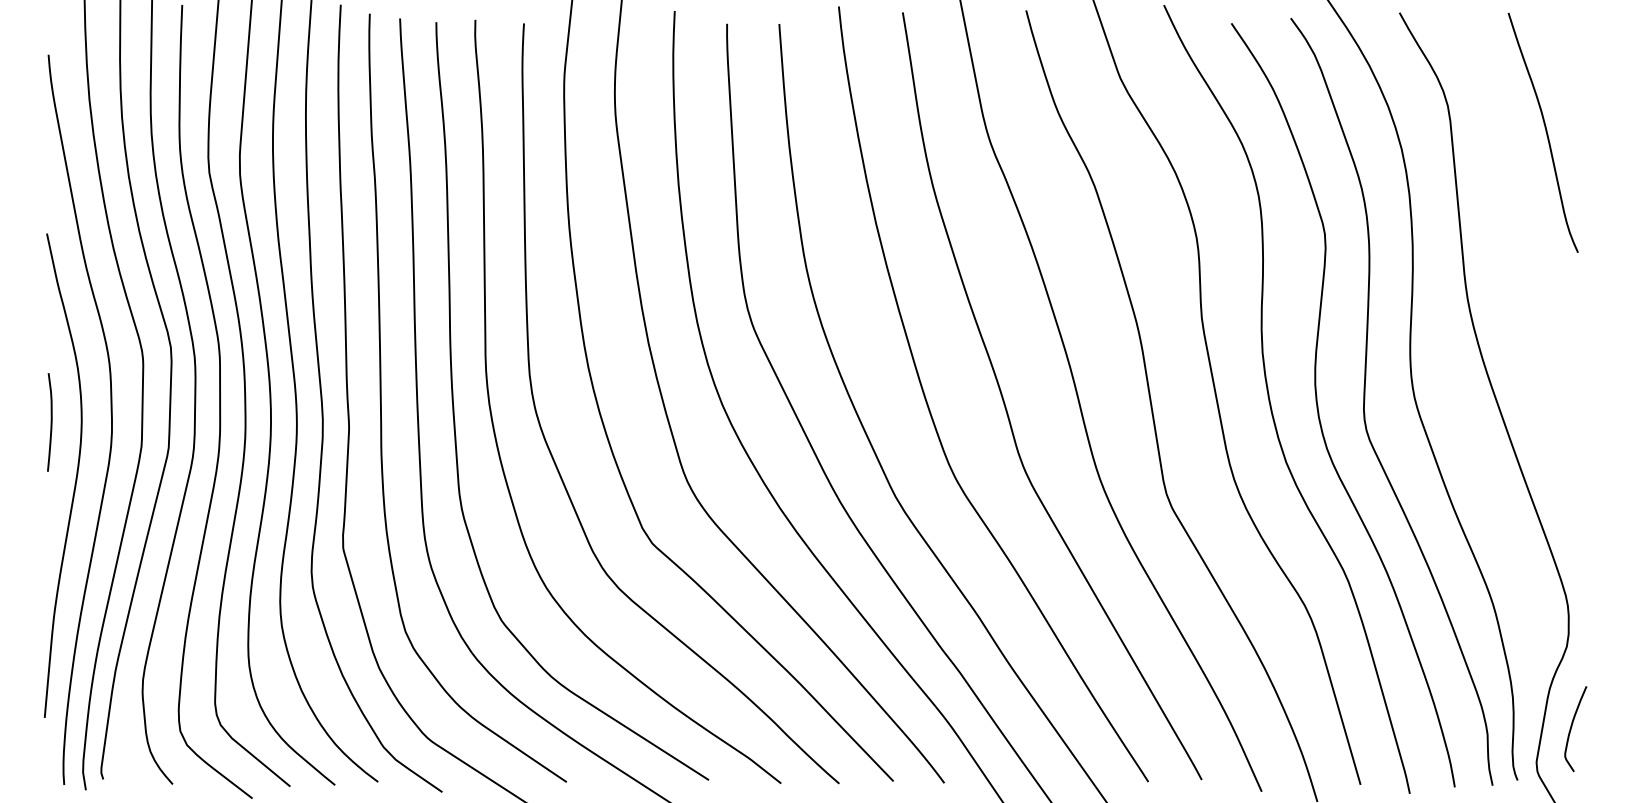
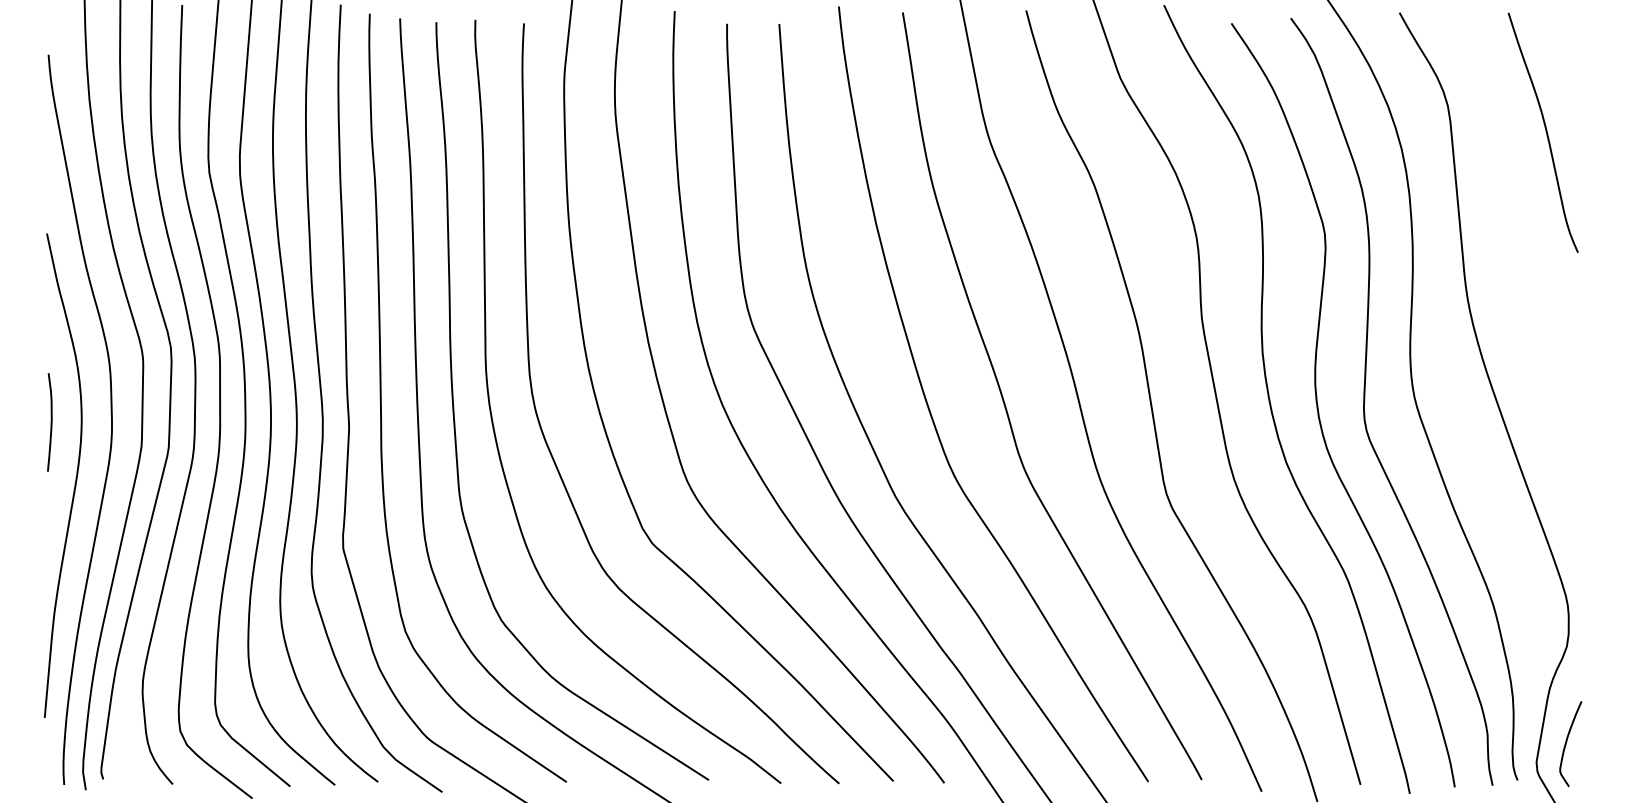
curve position: (1571, 729) -> (1566, 744) (1566, 744)
